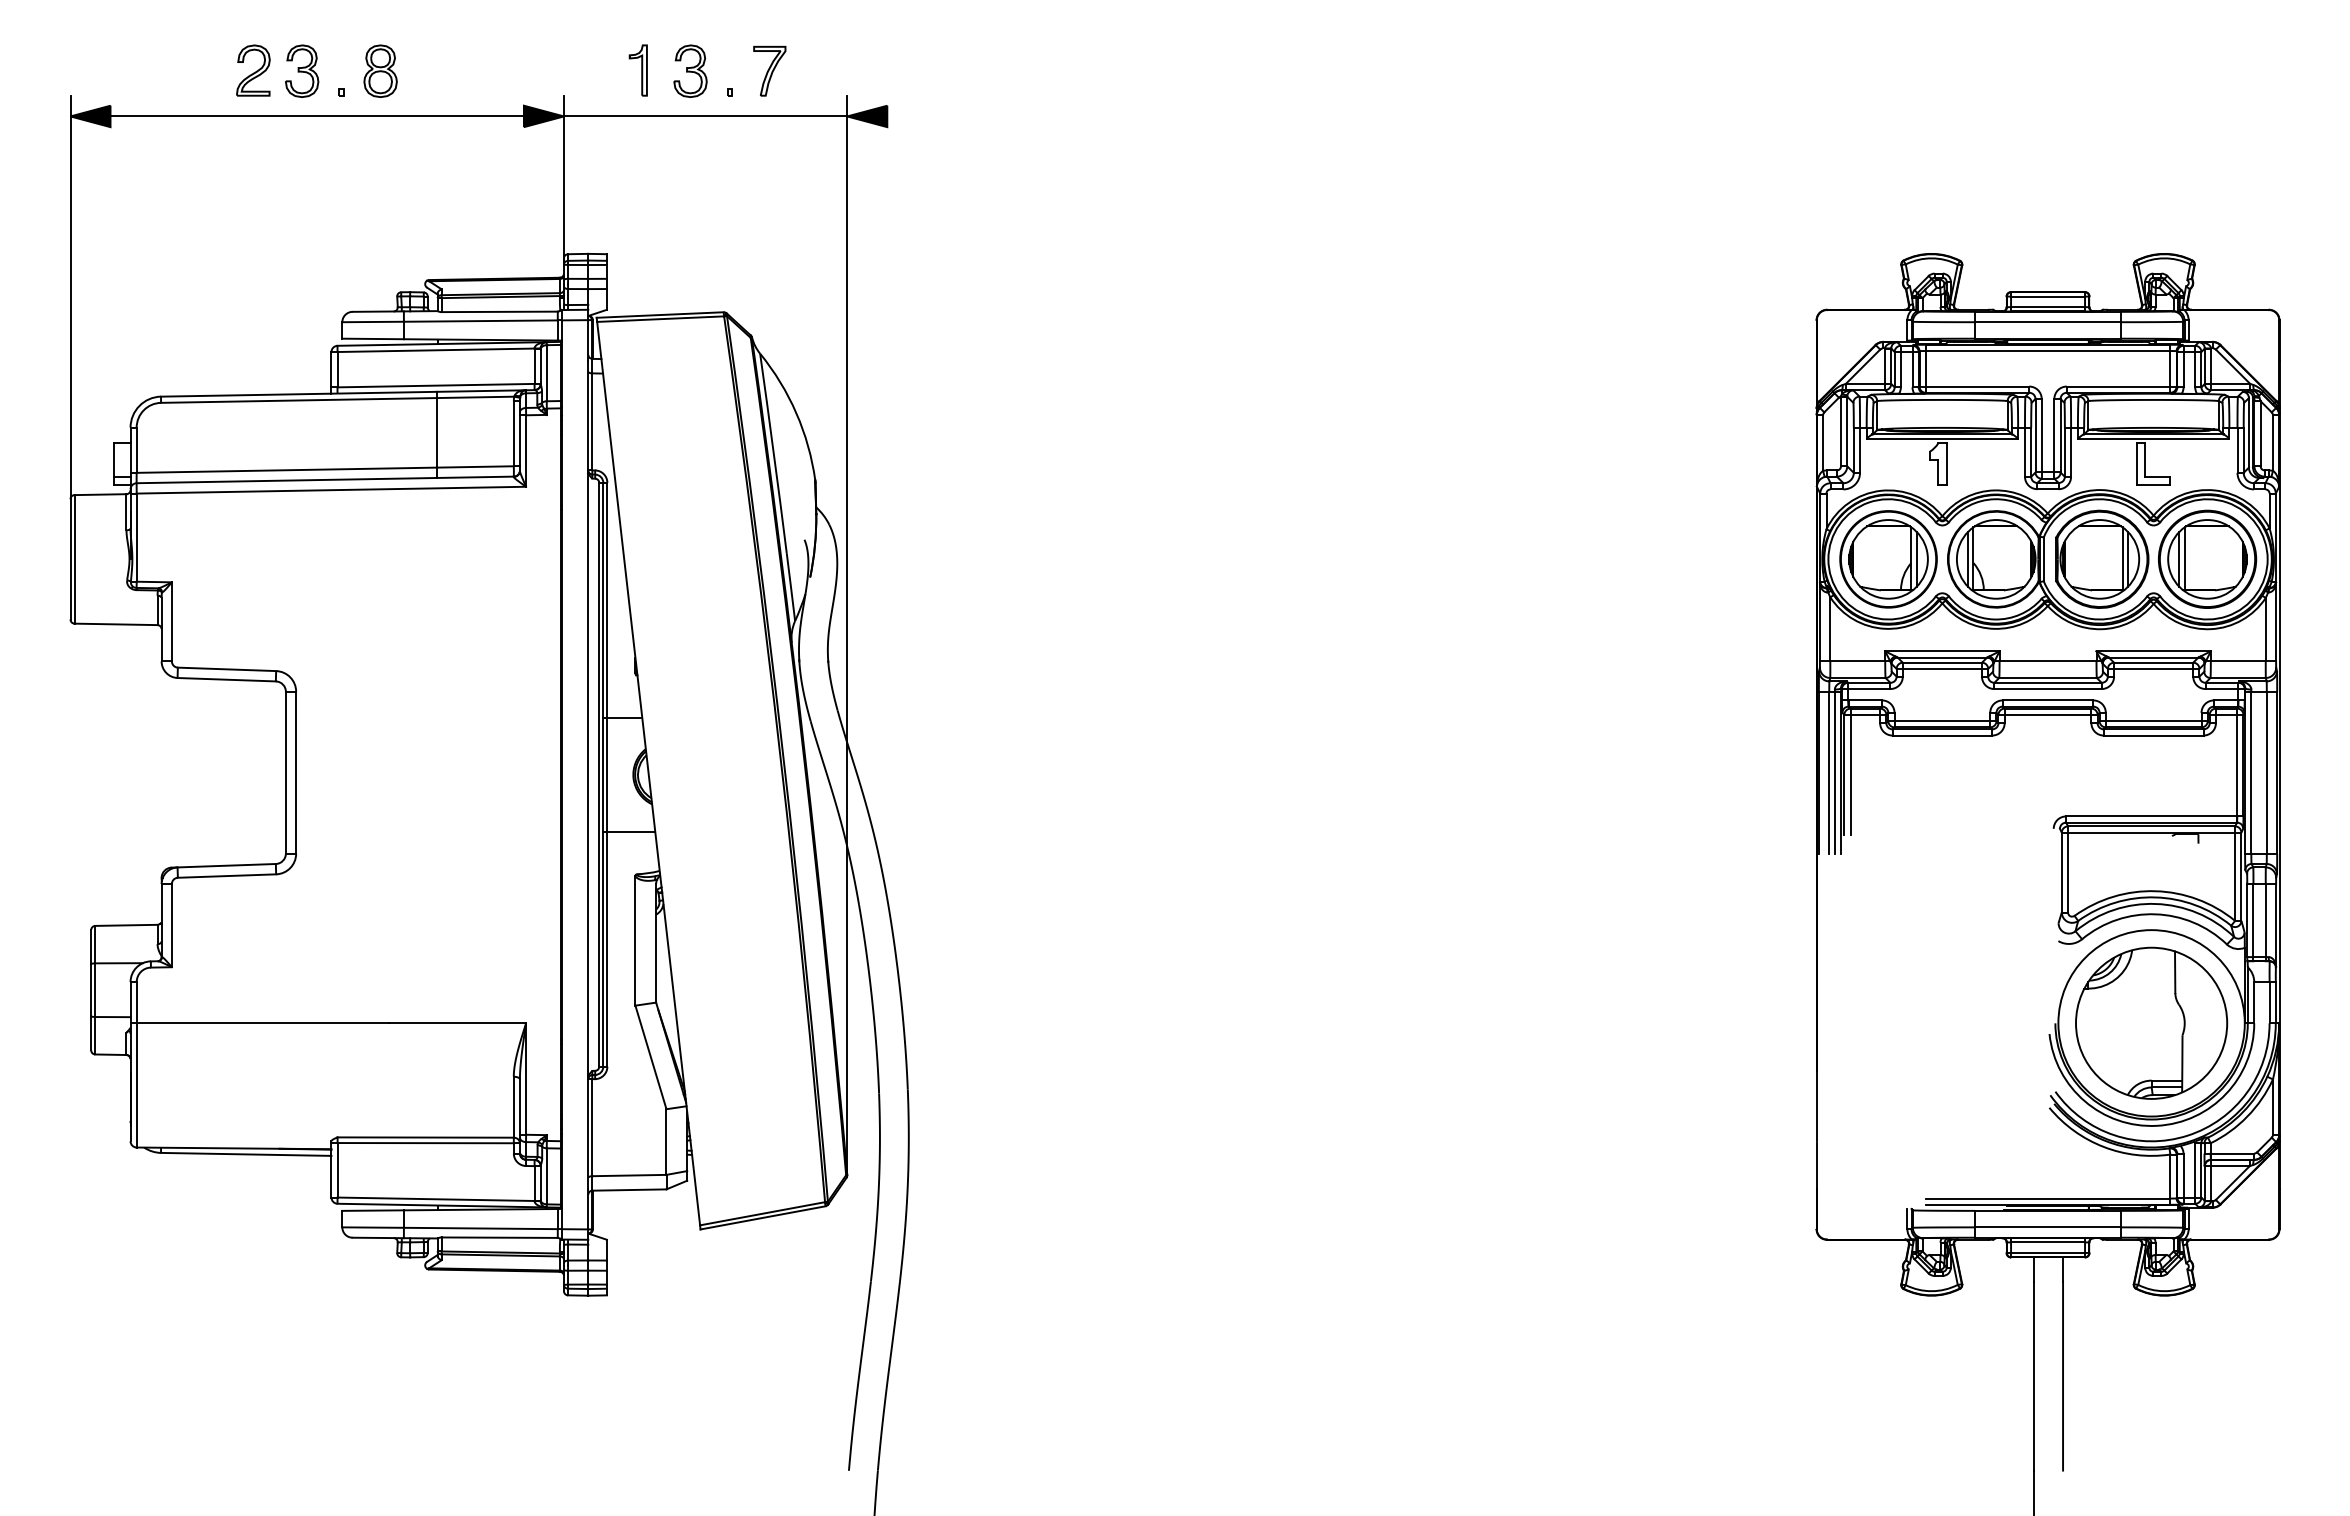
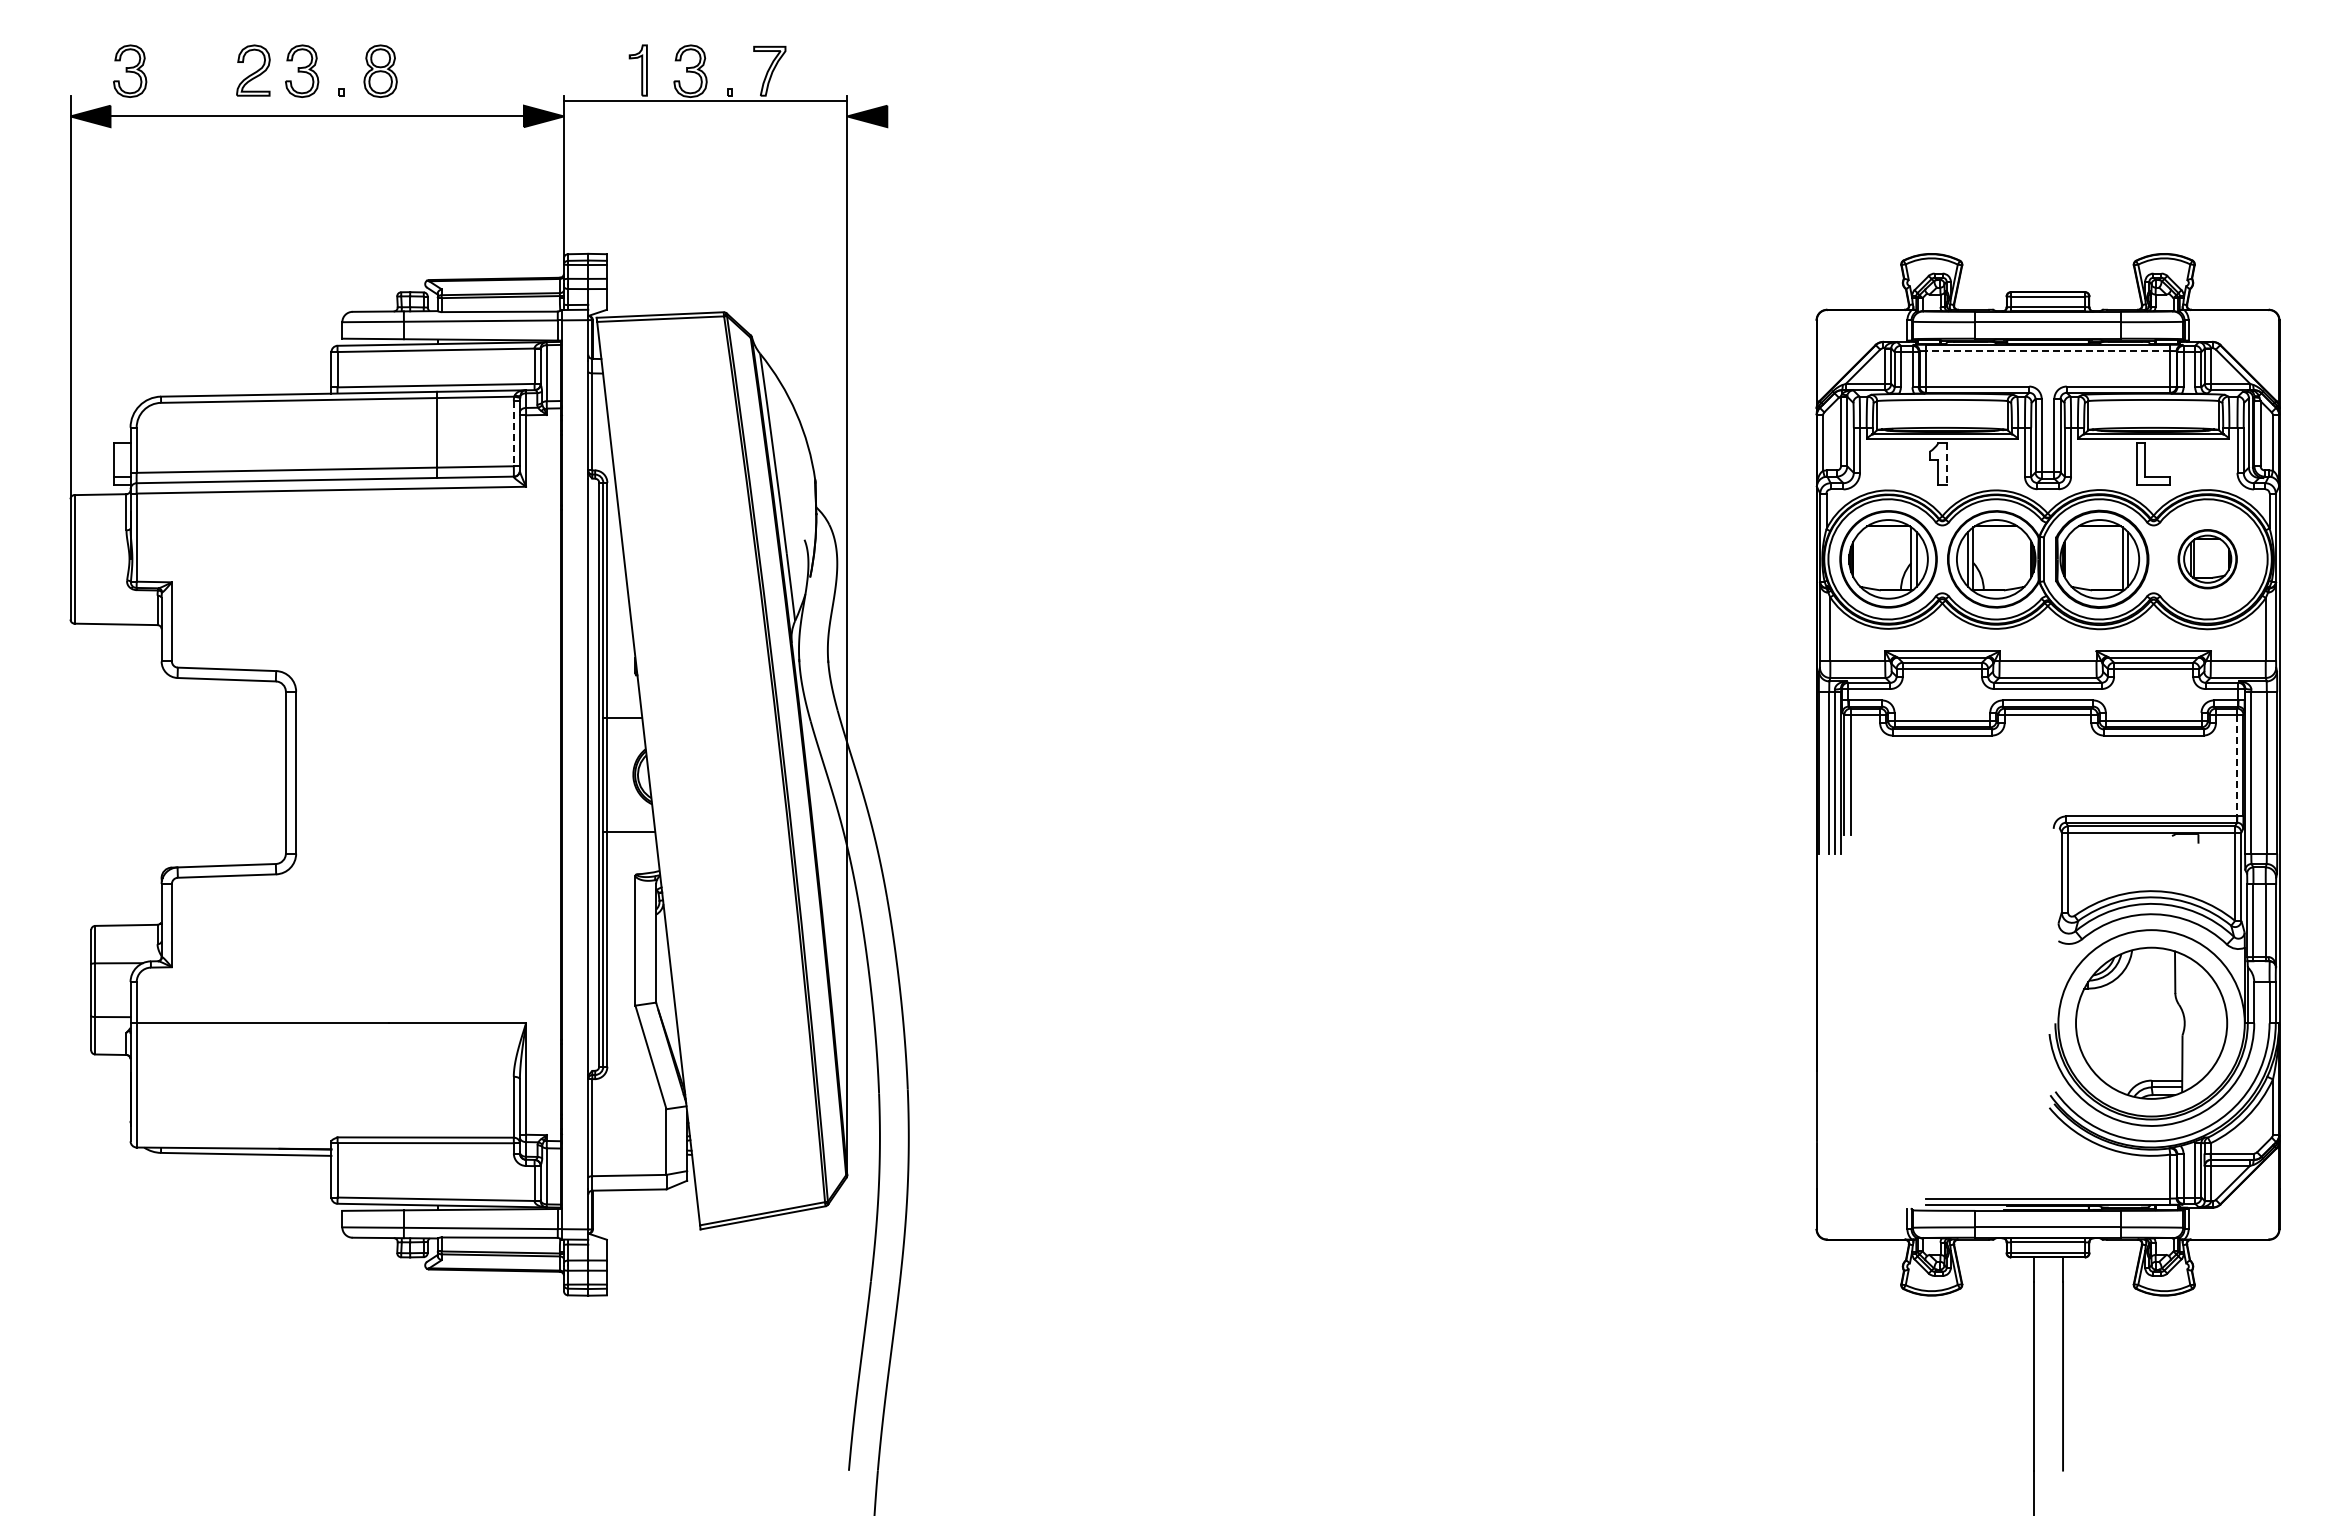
part: none -> present (130, 70)
line position: (705, 116) -> (705, 101) (705, 101)
line: solid -> dashed (2047, 351)
line: solid -> dashed (513, 433)
line: solid -> dashed (1946, 464)
part size: 100x100 px -> 61x61 px (2207, 559)
line: solid -> dashed (2237, 765)
